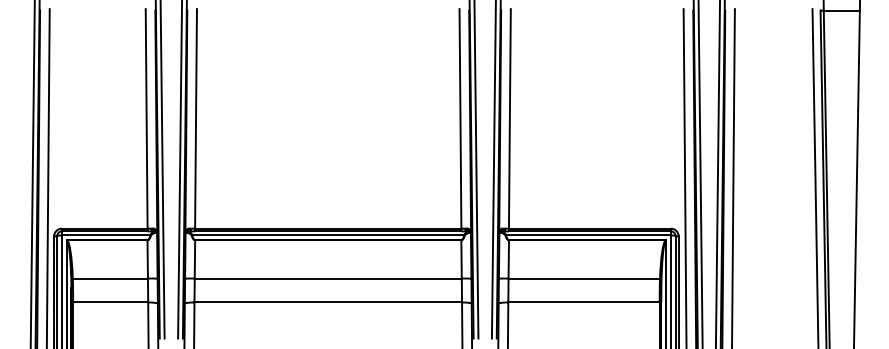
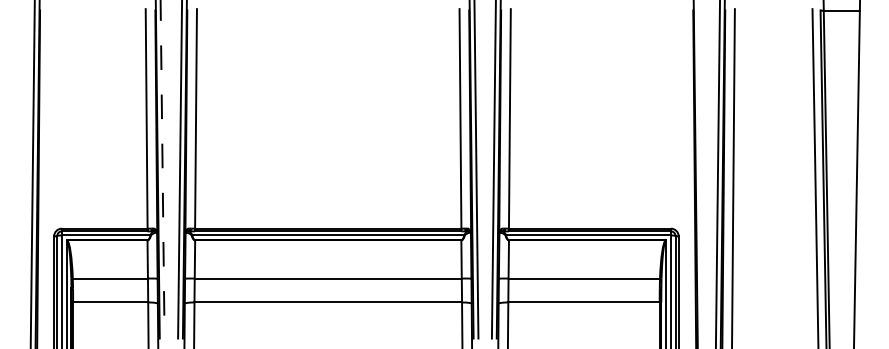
line: solid -> dashed (162, 169)
line: present -> none (700, 173)
line: present -> none (47, 177)
line: present -> none (684, 177)
